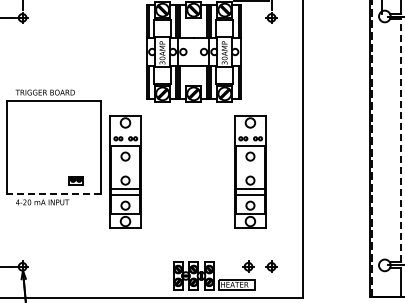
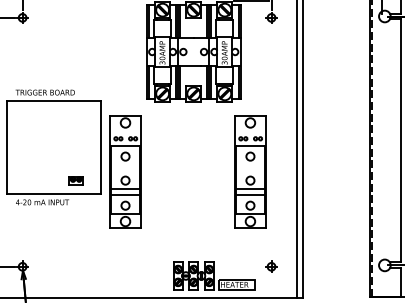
line: dashed -> solid (400, 140)
line: none -> present (296, 149)
line: dashed -> solid (53, 194)
part: present -> none (248, 266)
